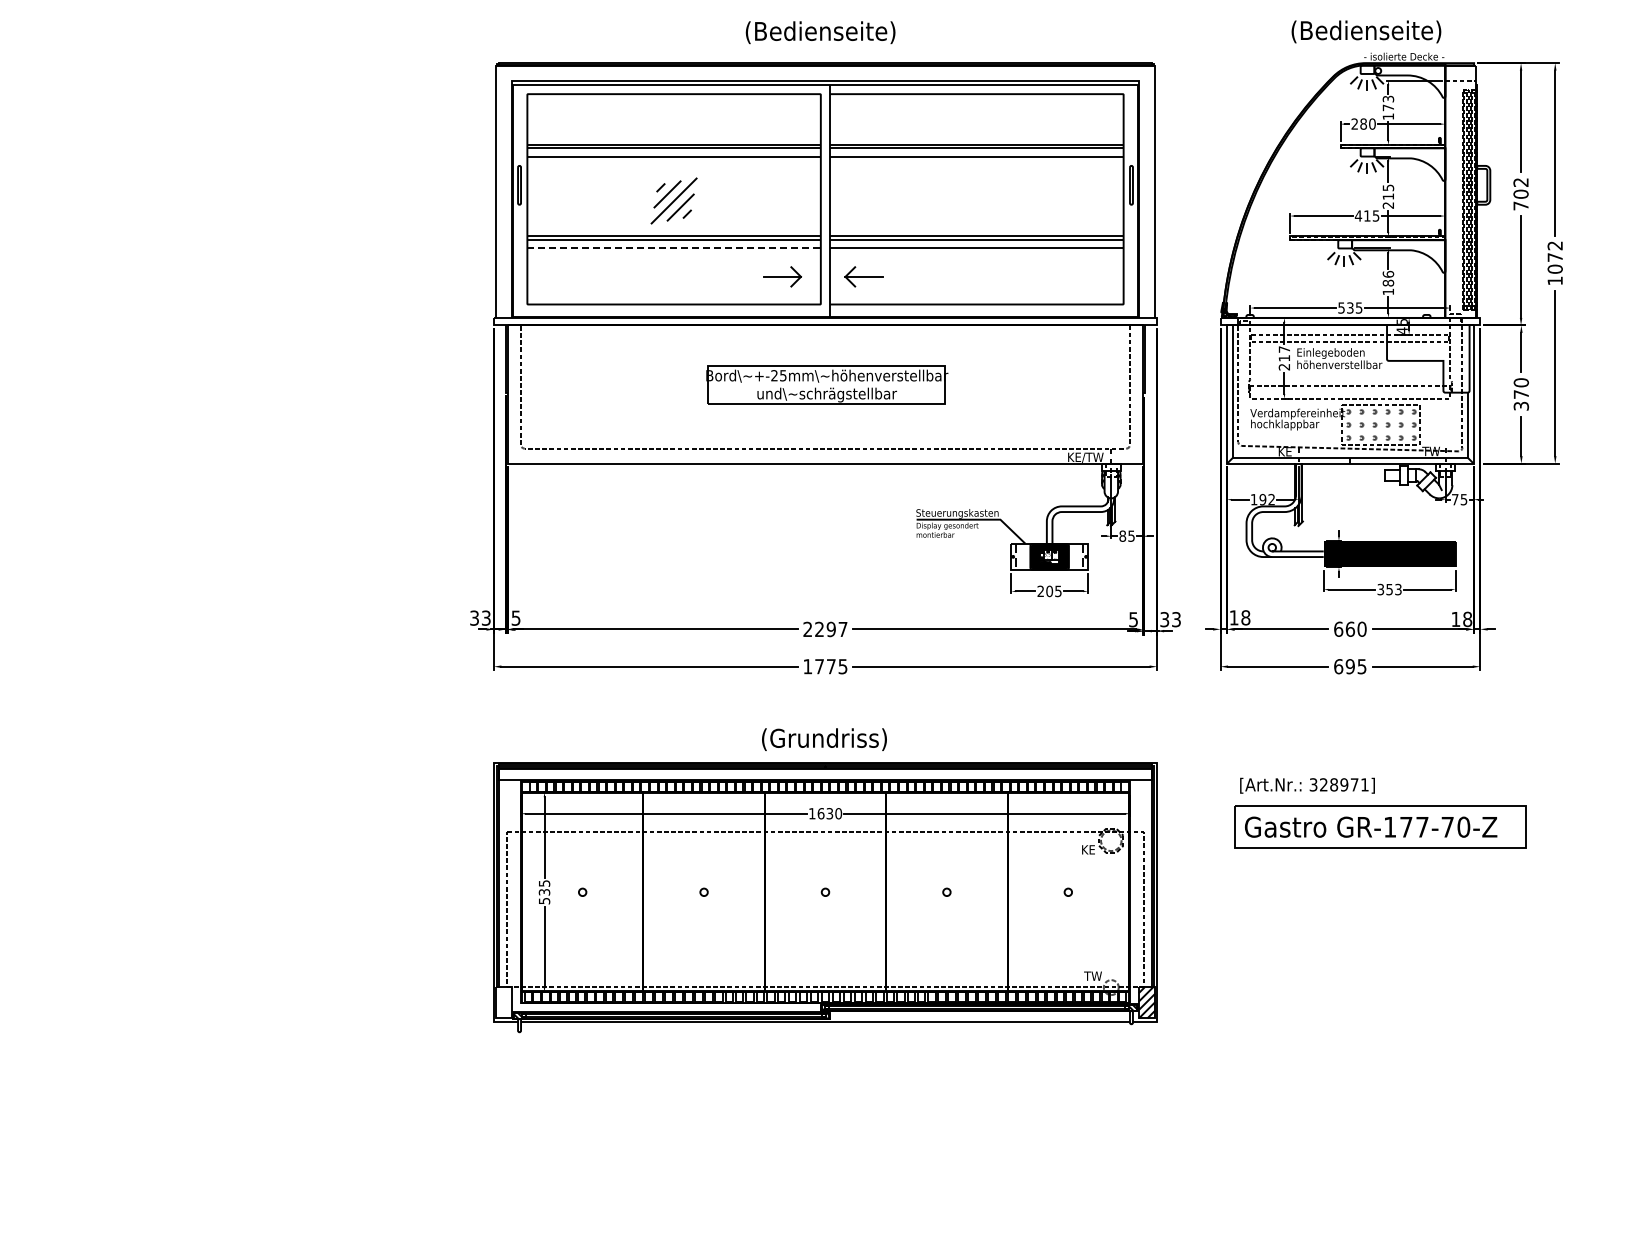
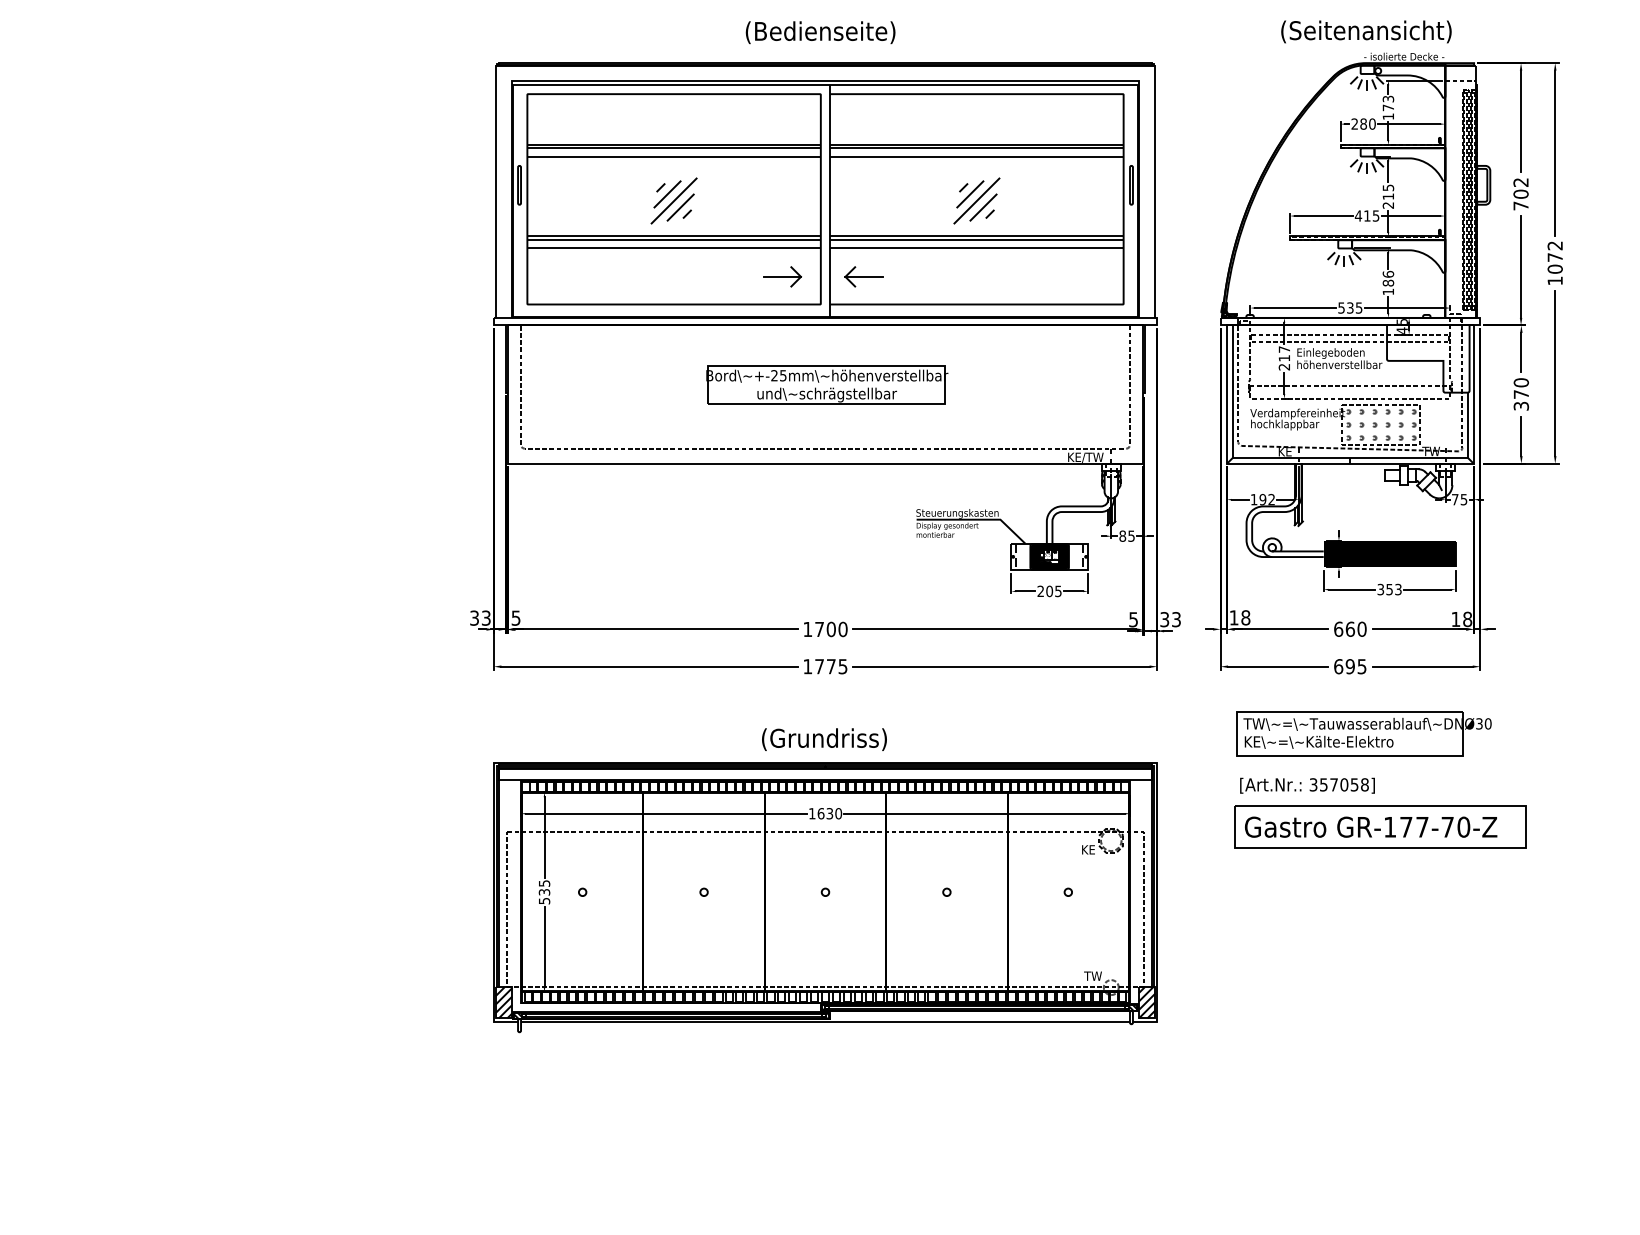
text: (Bedienseite) -> (Seitenansicht) (1366, 31)
part: none -> present (976, 200)
line: dashed -> solid (674, 248)
text: 2297 -> 1700 (825, 629)
part: none -> present (1363, 733)
text: 328971] -> 357058] (1344, 784)
hatch: none -> present (503, 1002)
